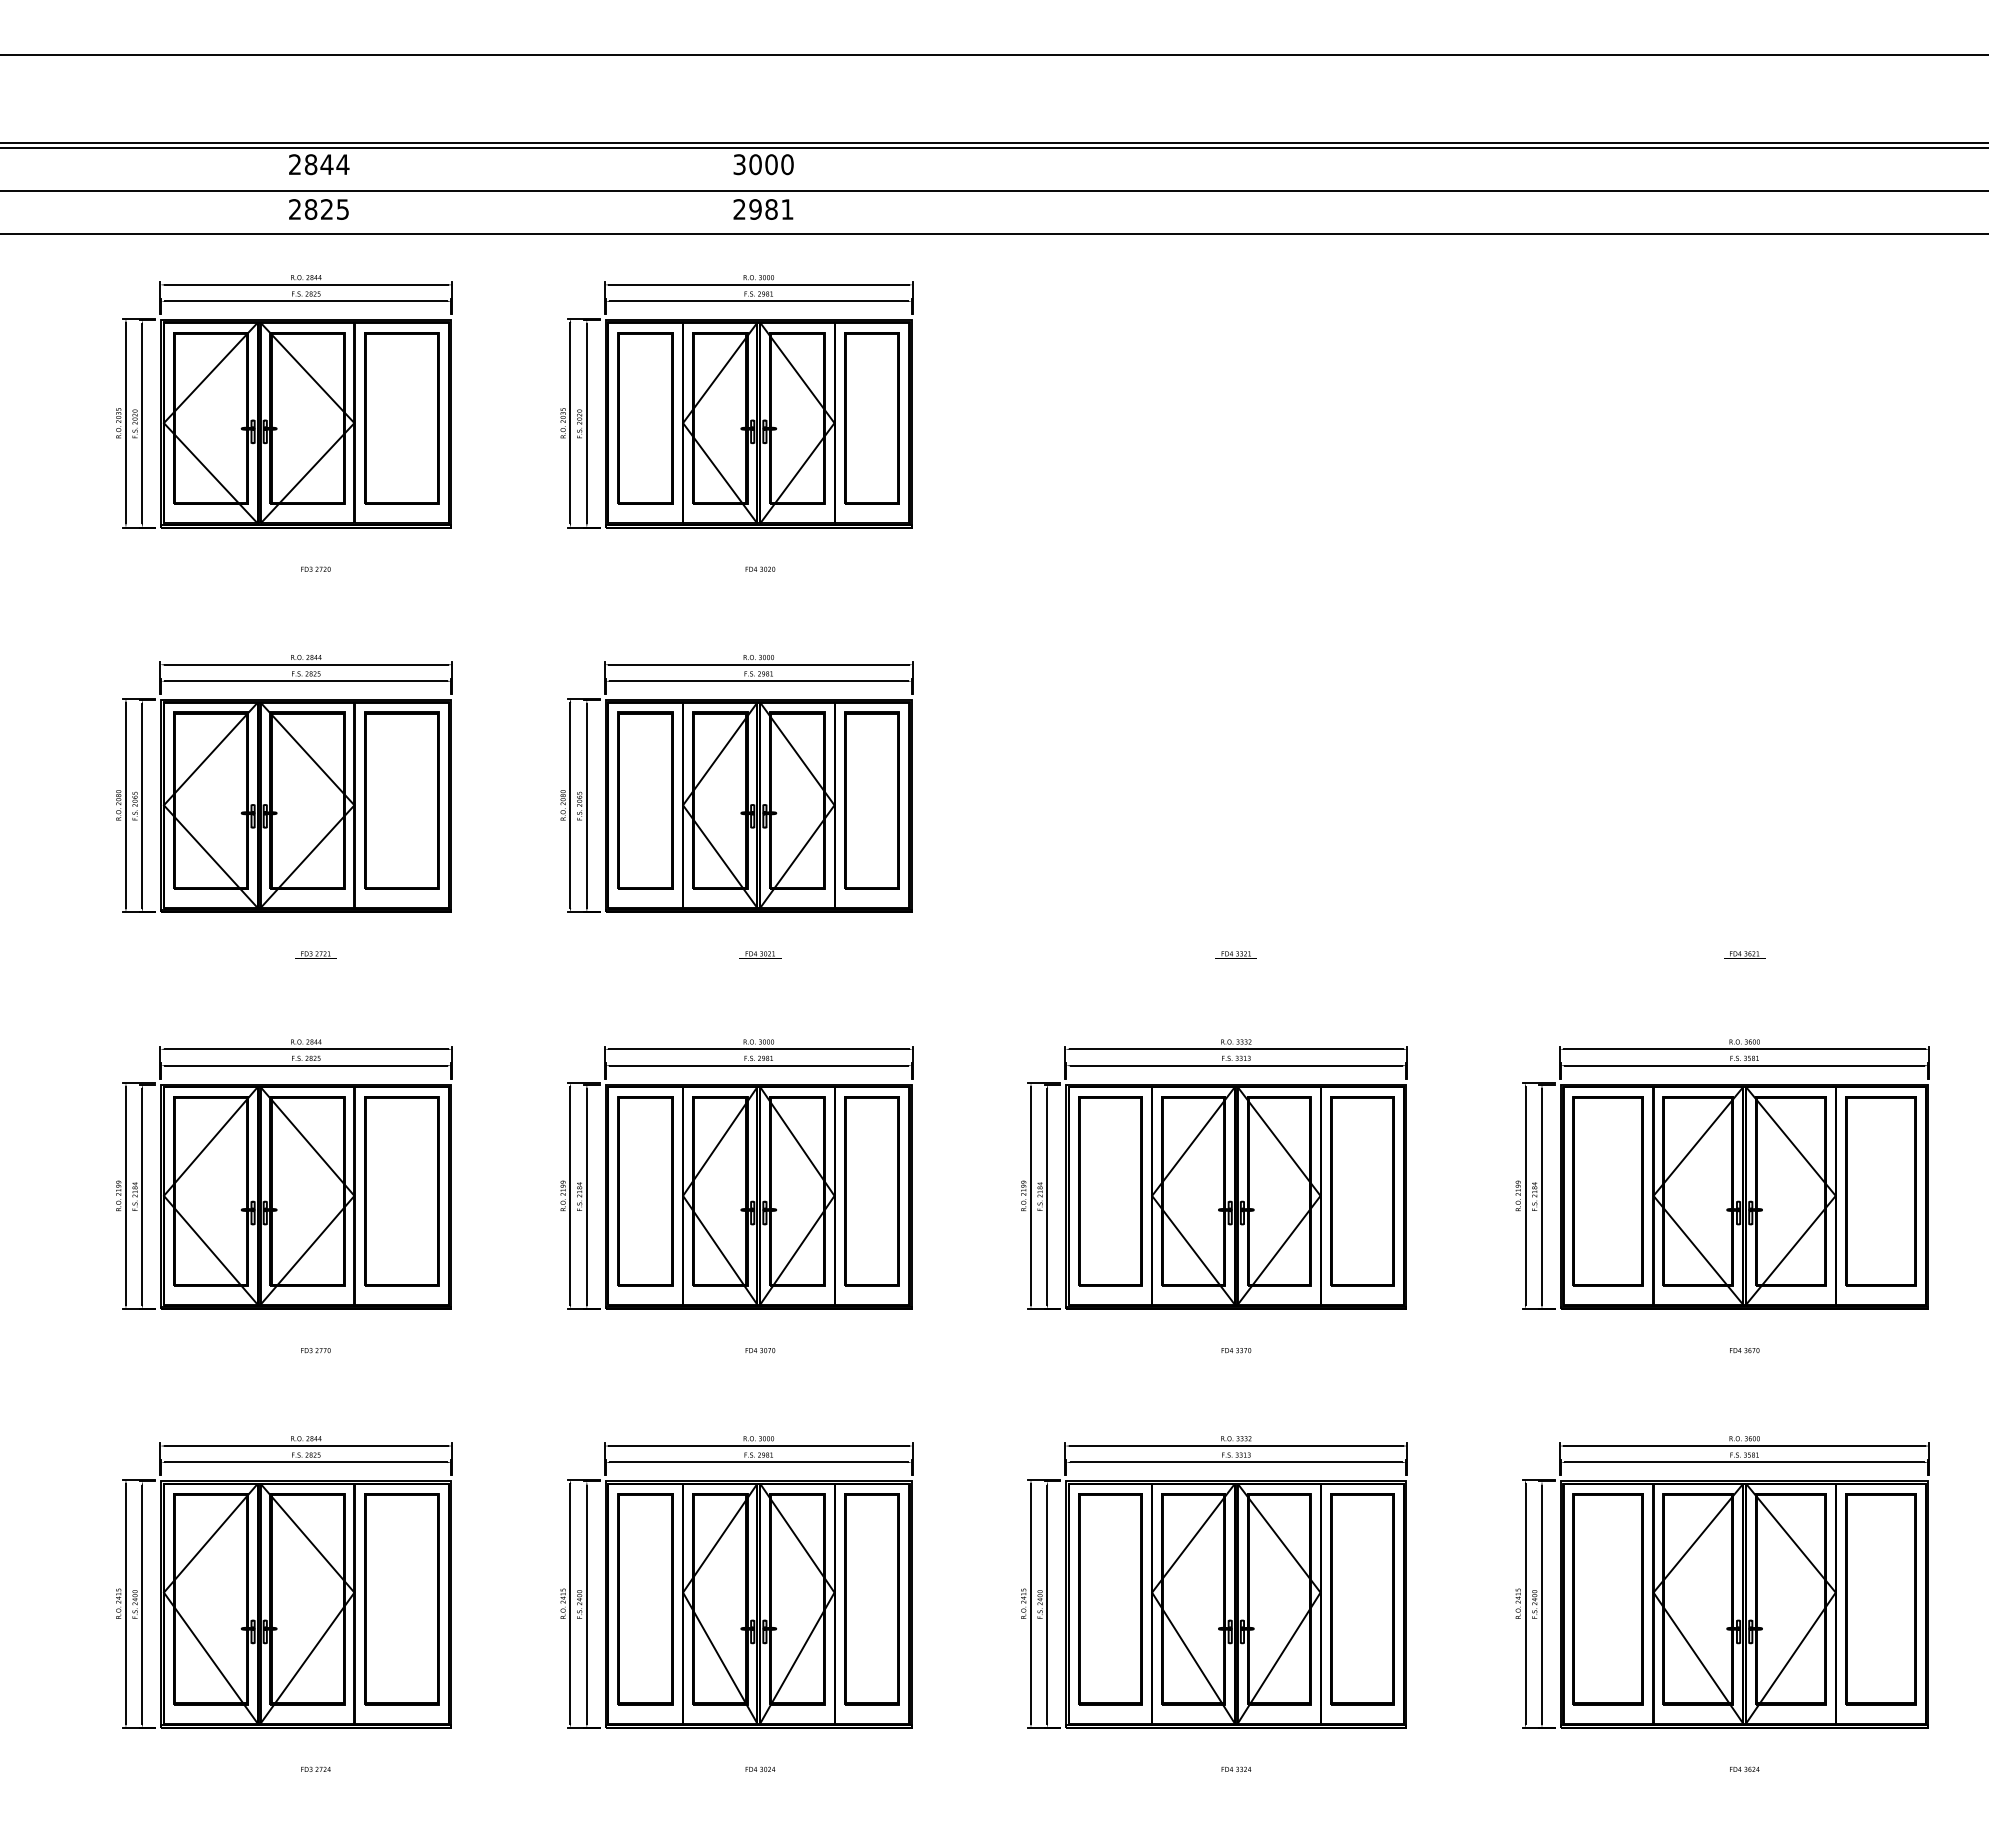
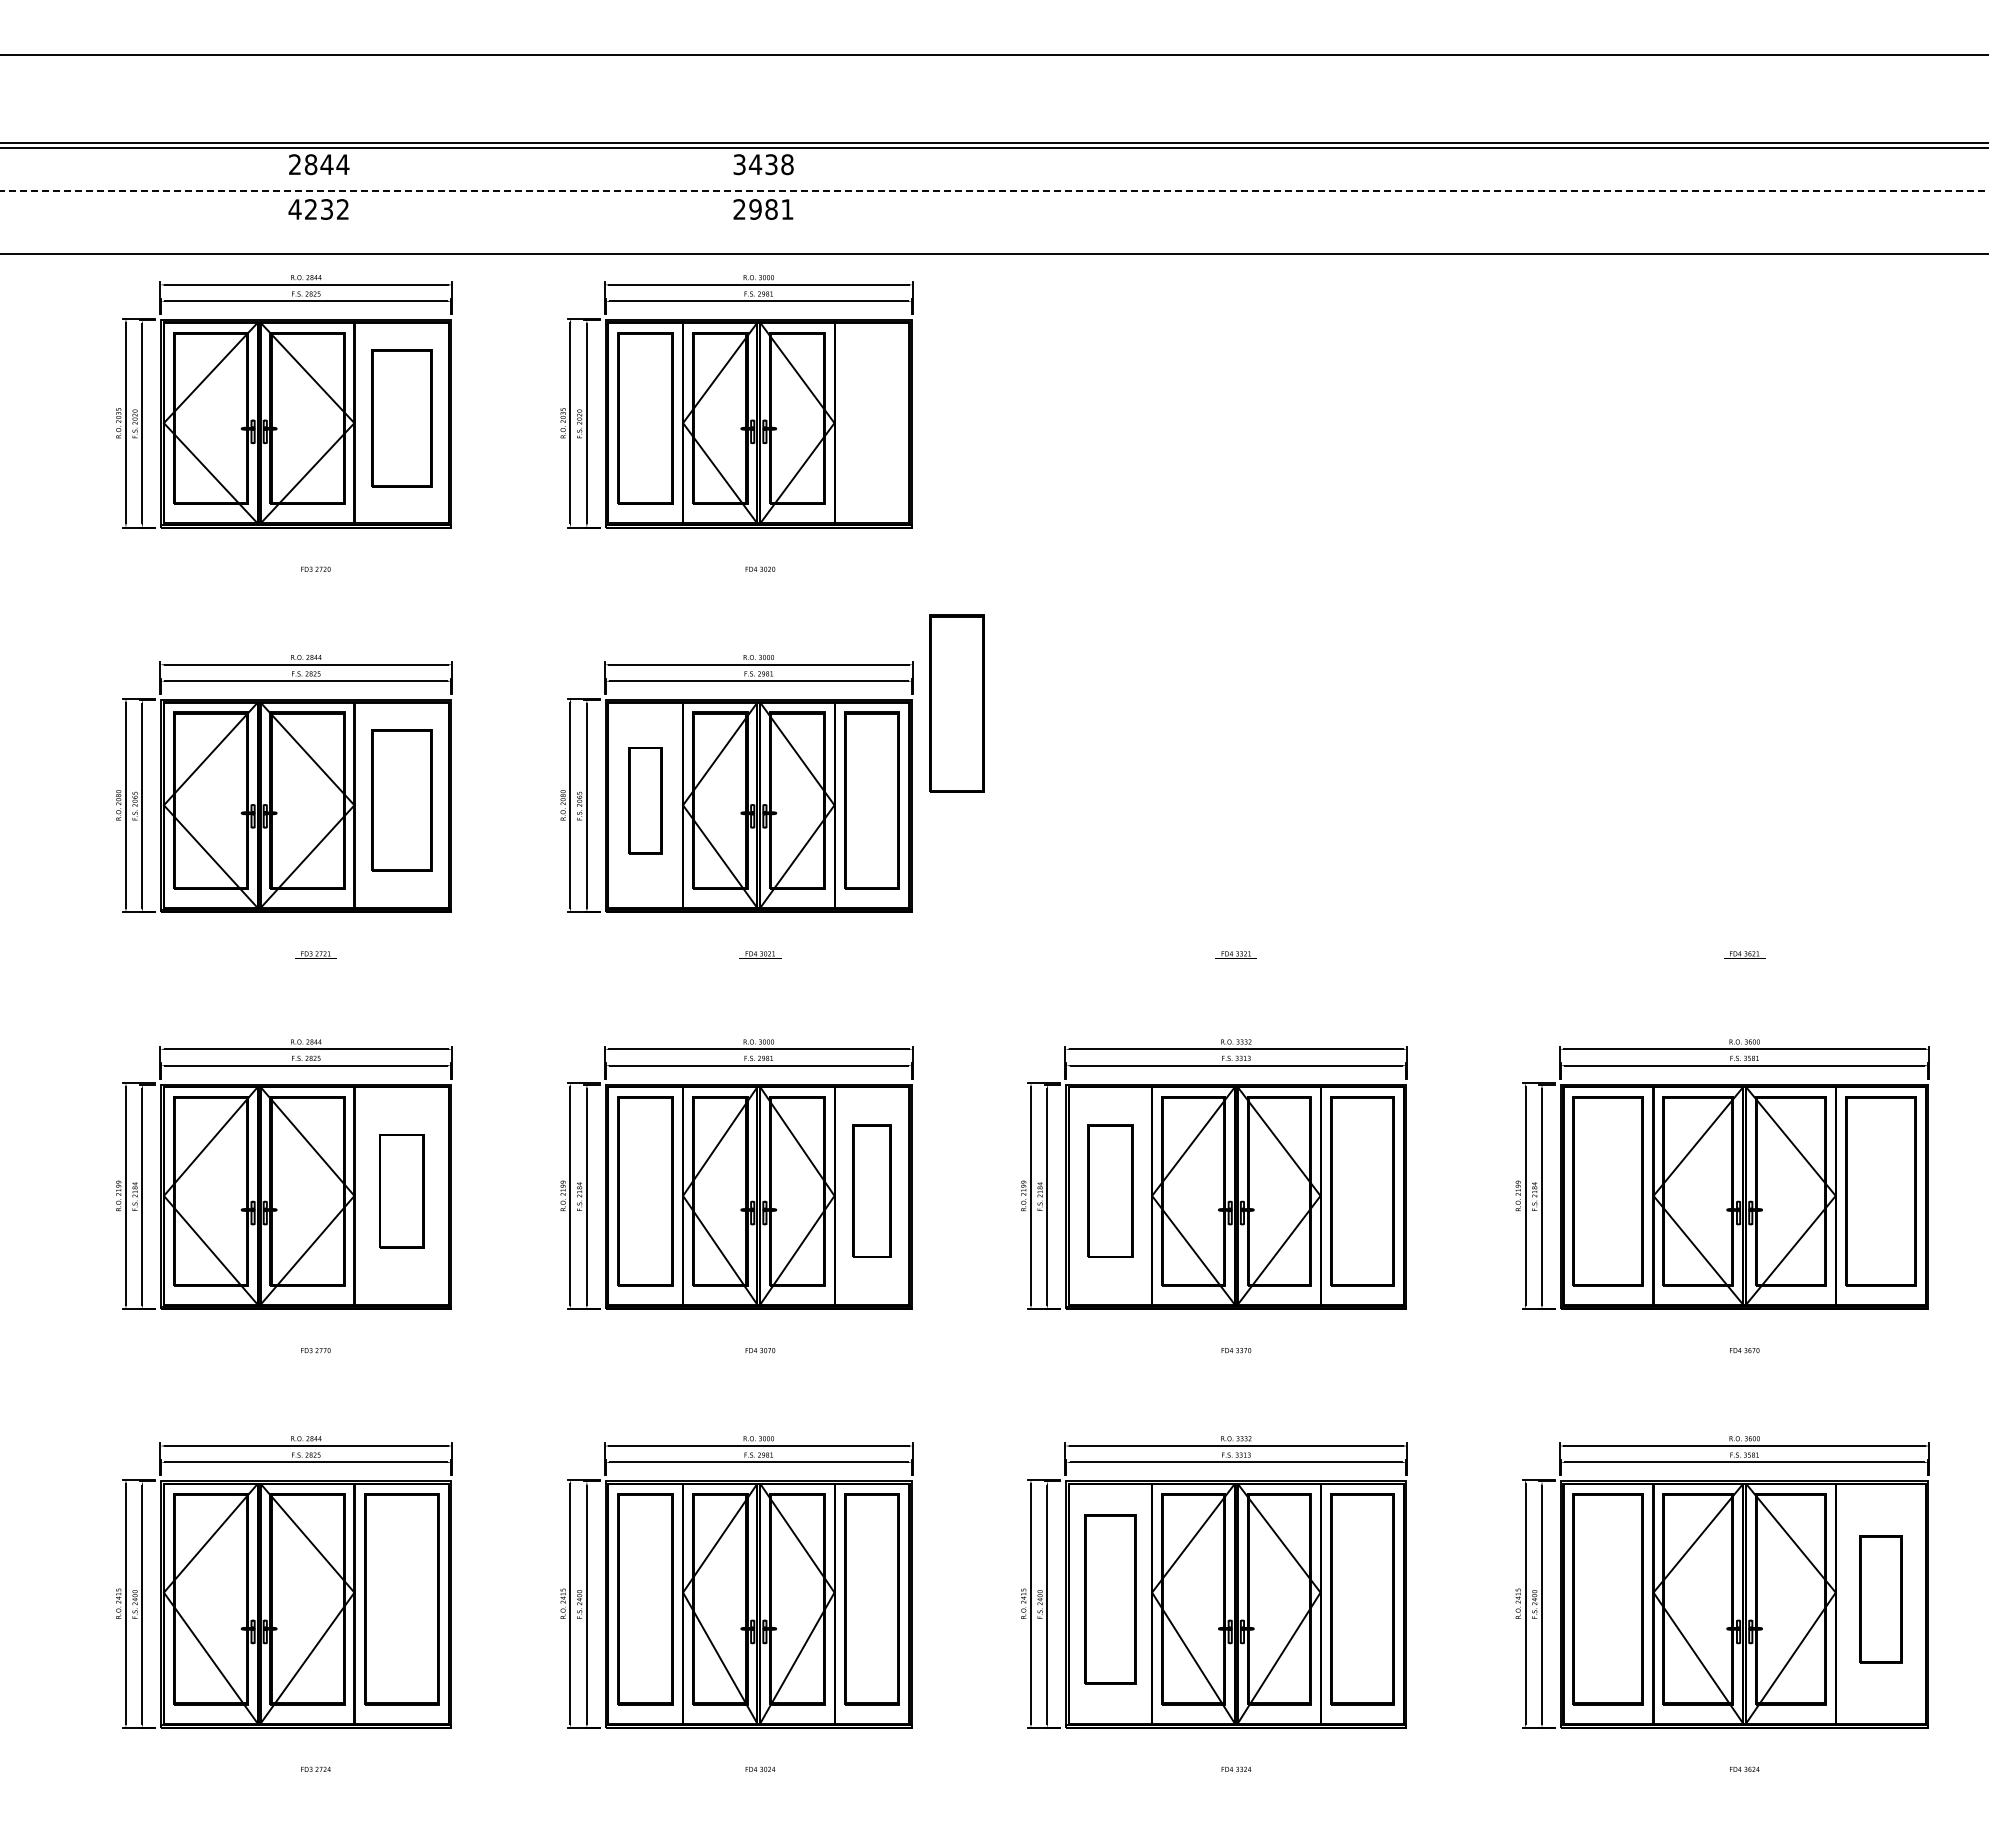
text: 3000 -> 3438 (770, 164)
line: solid -> dashed (994, 190)
text: 2825 -> 4232 (318, 209)
line position: (993, 233) -> (993, 253) (993, 253)
part size: 76x173 px -> 62x139 px (401, 418)
part: present -> none (871, 418)
part: none -> present (956, 703)
part size: 76x179 px -> 62x143 px (401, 800)
part size: 57x179 px -> 35x108 px (645, 800)
part size: 76x191 px -> 46x115 px (401, 1191)
part size: 56x191 px -> 40x134 px (871, 1190)
part size: 65x191 px -> 47x134 px (1110, 1190)
part size: 65x213 px -> 53x171 px (1110, 1599)
part size: 72x213 px -> 44x129 px (1880, 1599)
